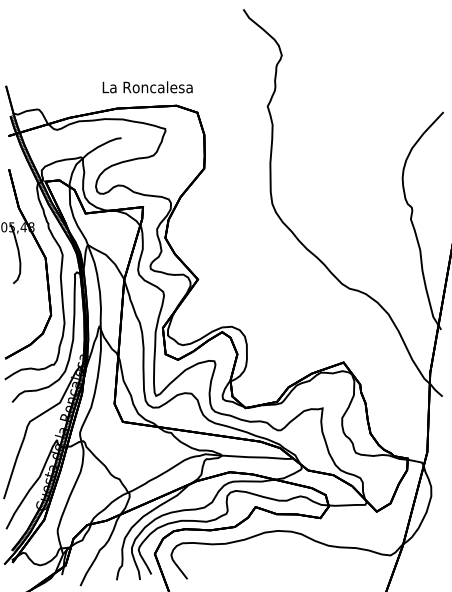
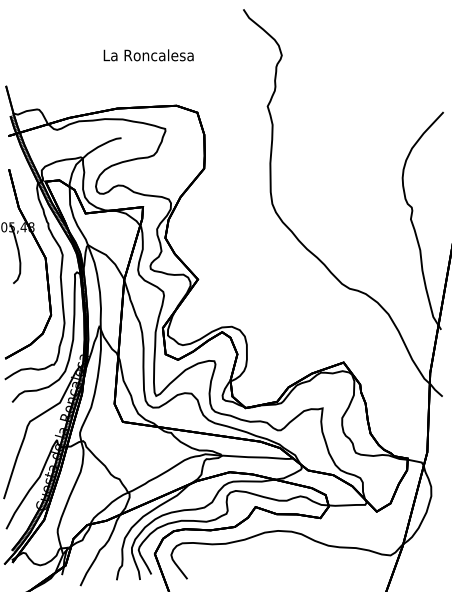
text position: (147, 87) -> (148, 55) (148, 55)
